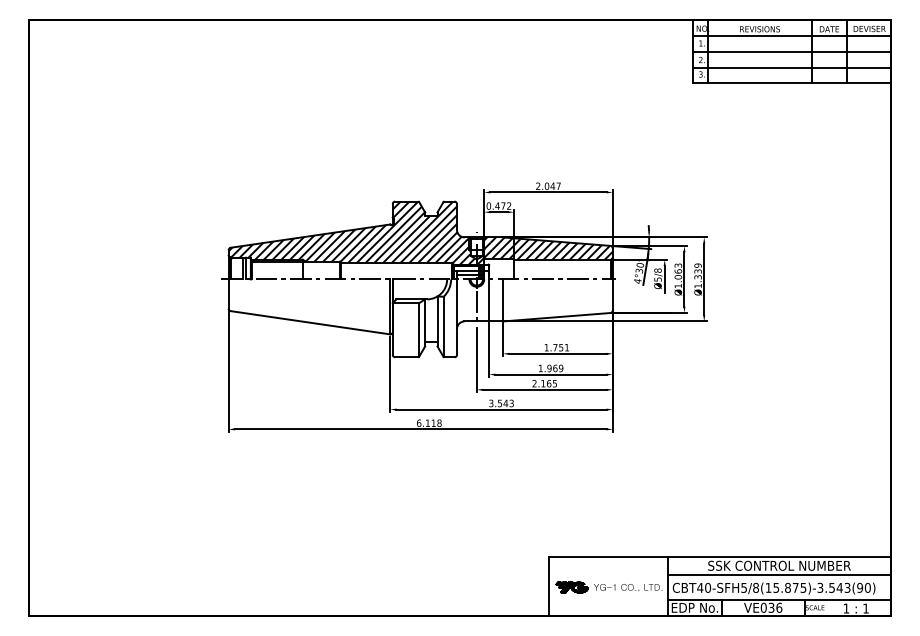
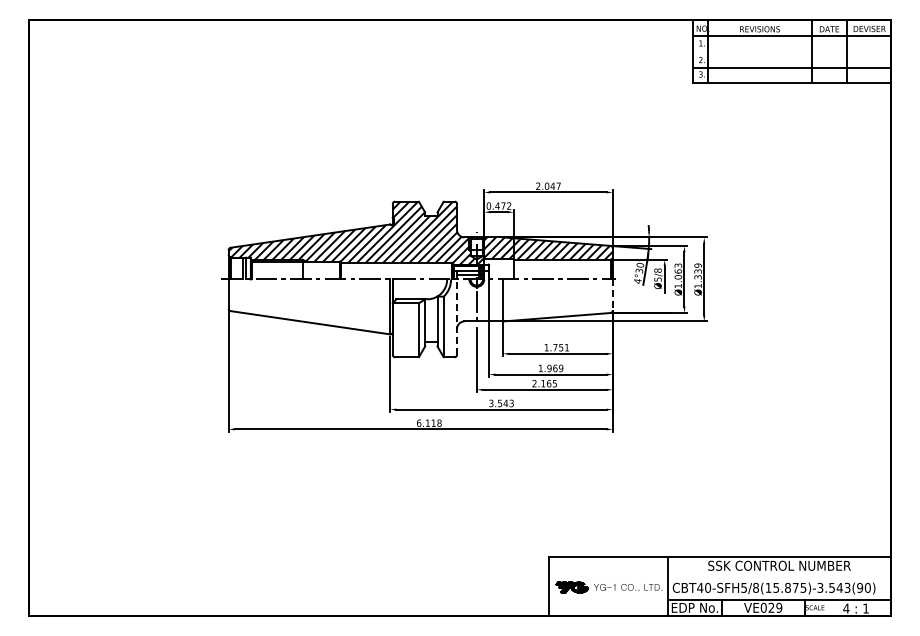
line: present -> none (792, 51)
line: solid -> dashed (612, 295)
line: solid -> dashed (457, 317)
line: present -> none (779, 575)
text: VE036 -> VE029 (775, 607)
text: 1 -> 4 (846, 608)
